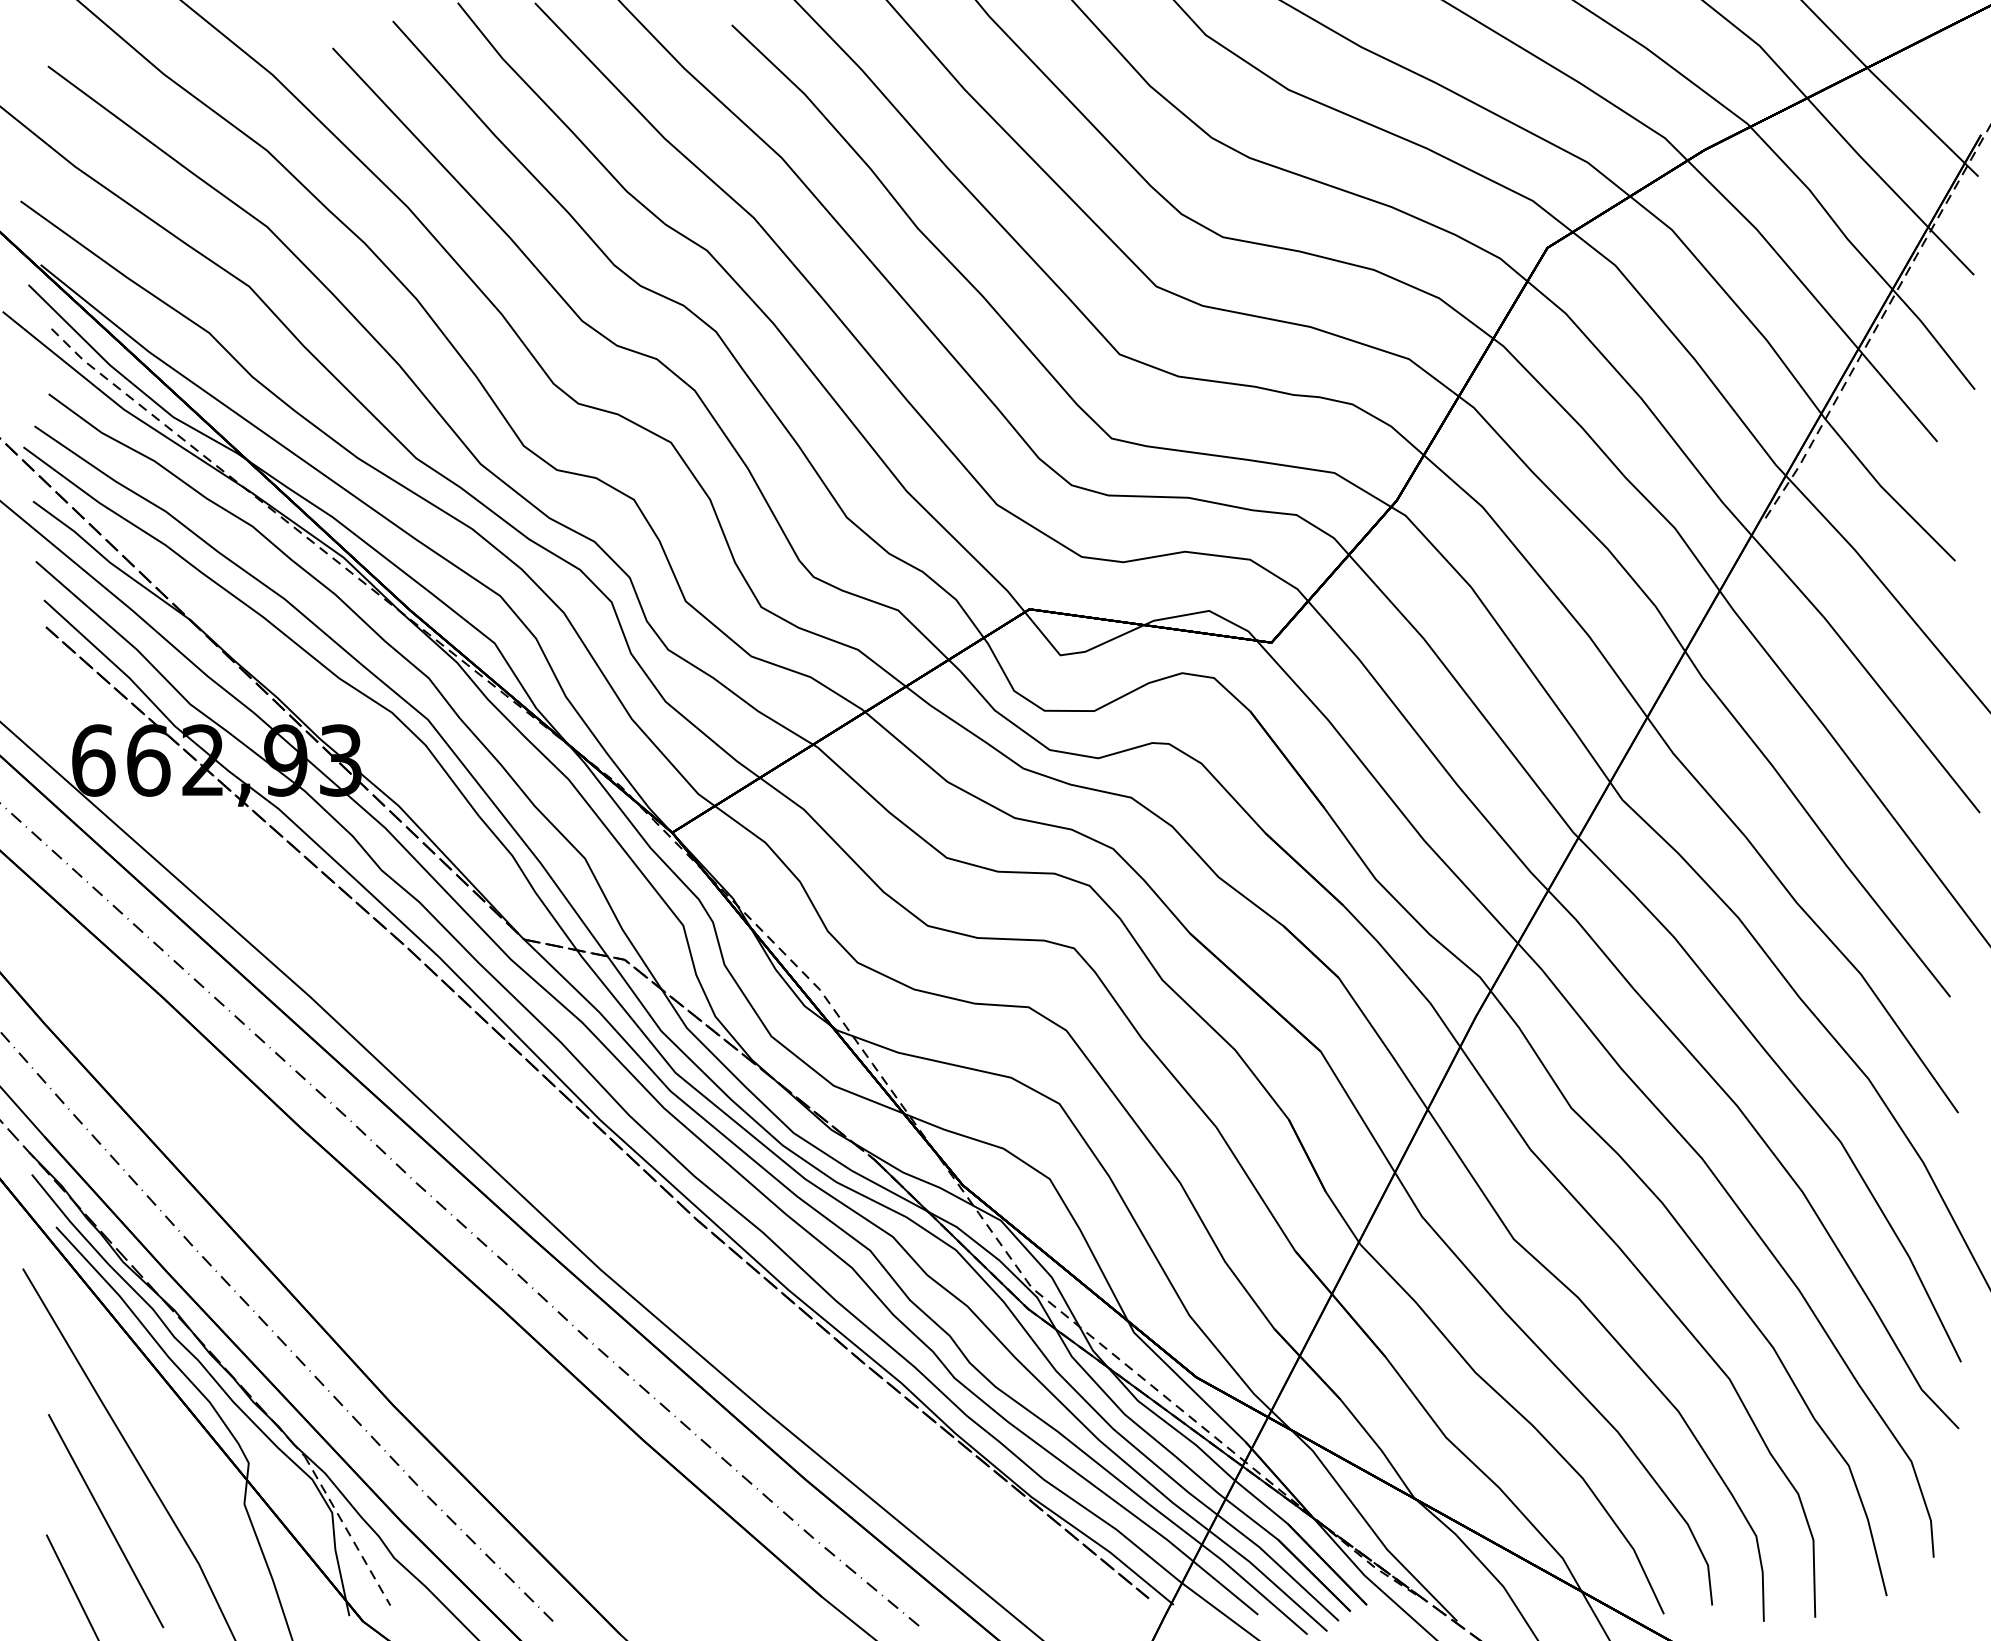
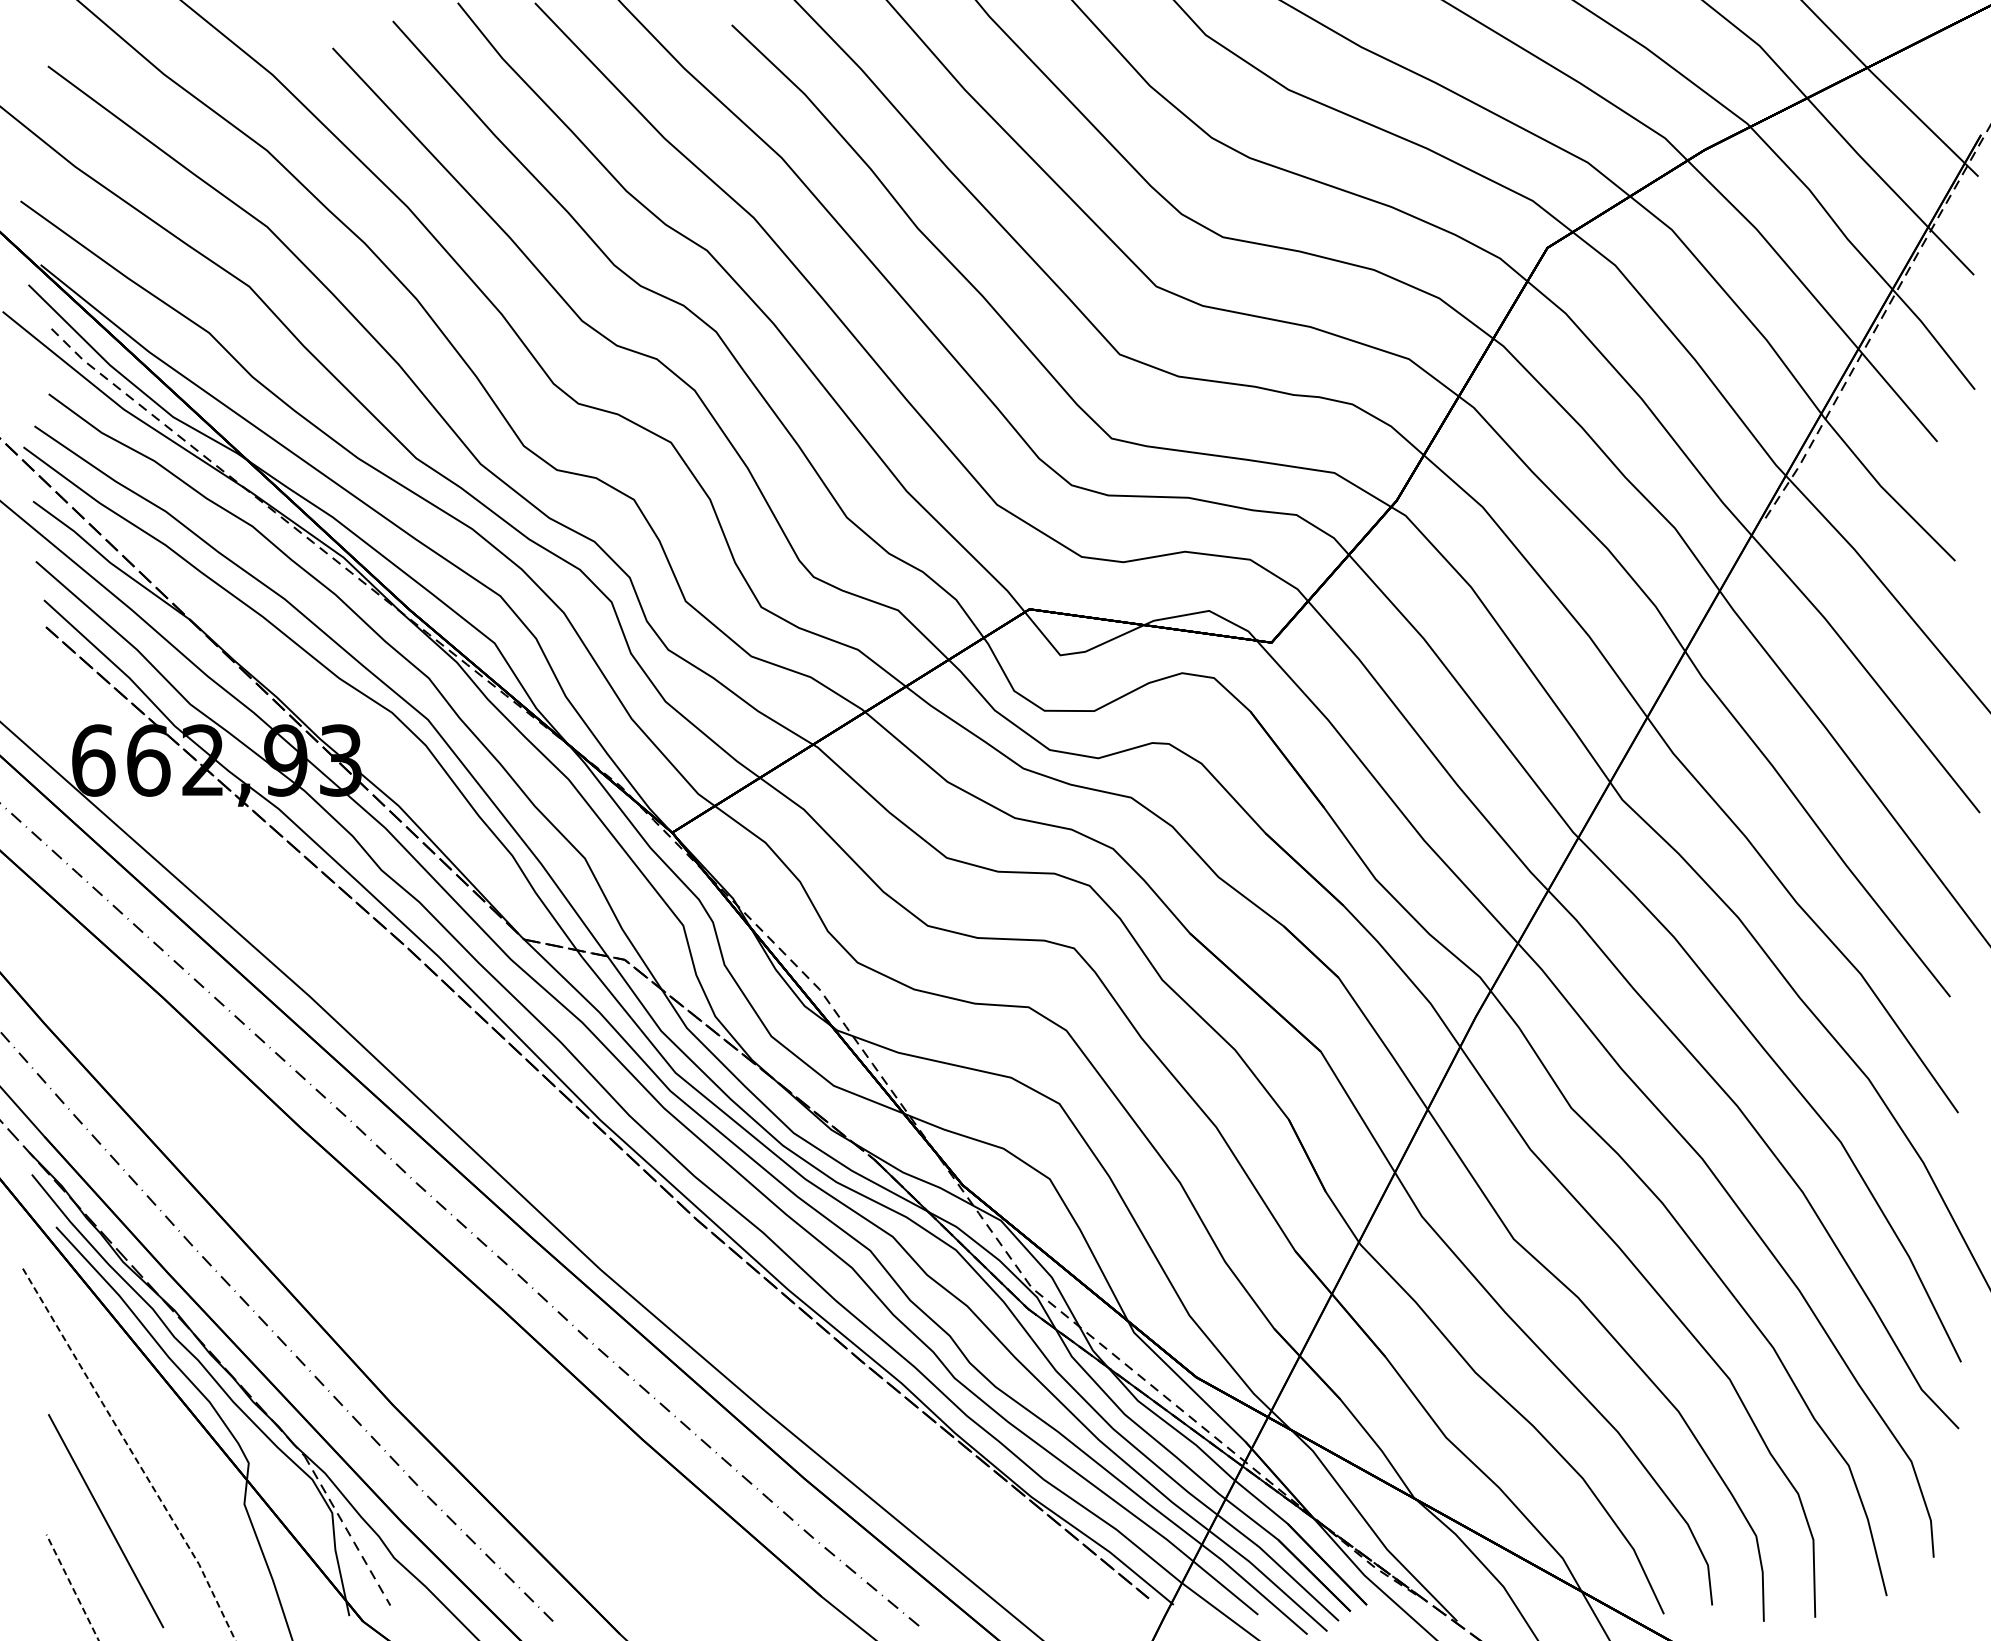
line: solid -> dashed (132, 1452)
line: solid -> dashed (72, 1587)
